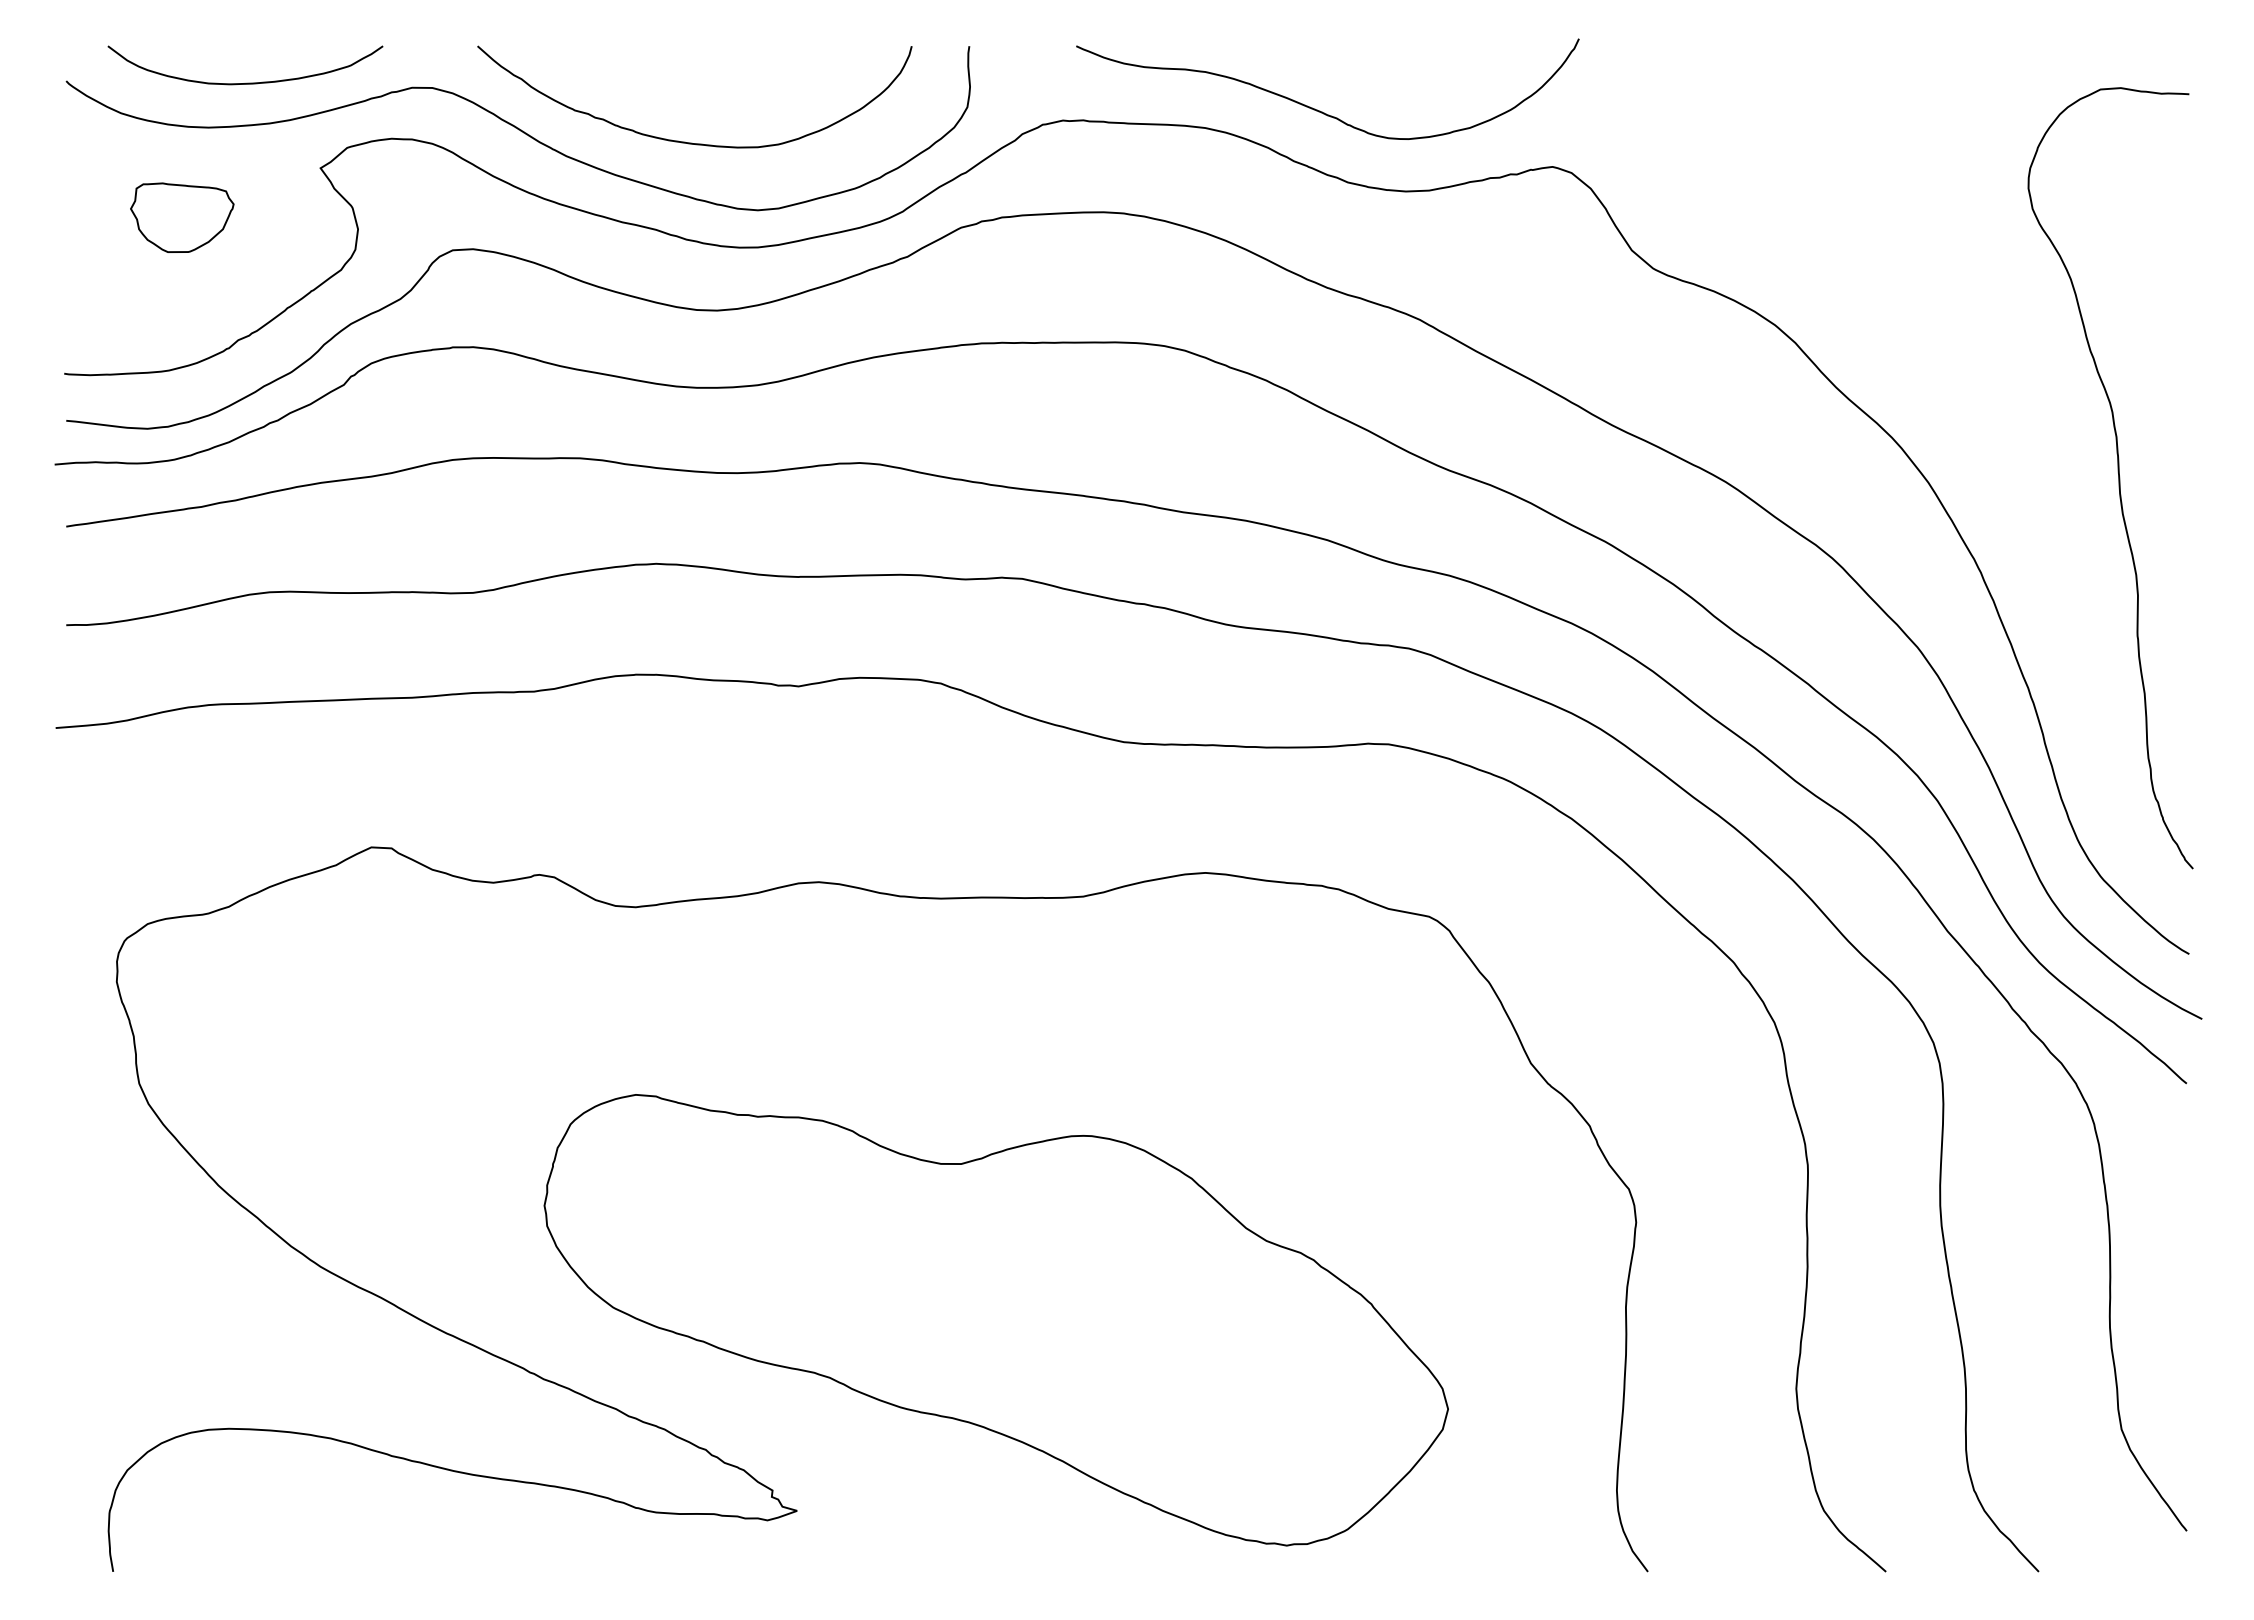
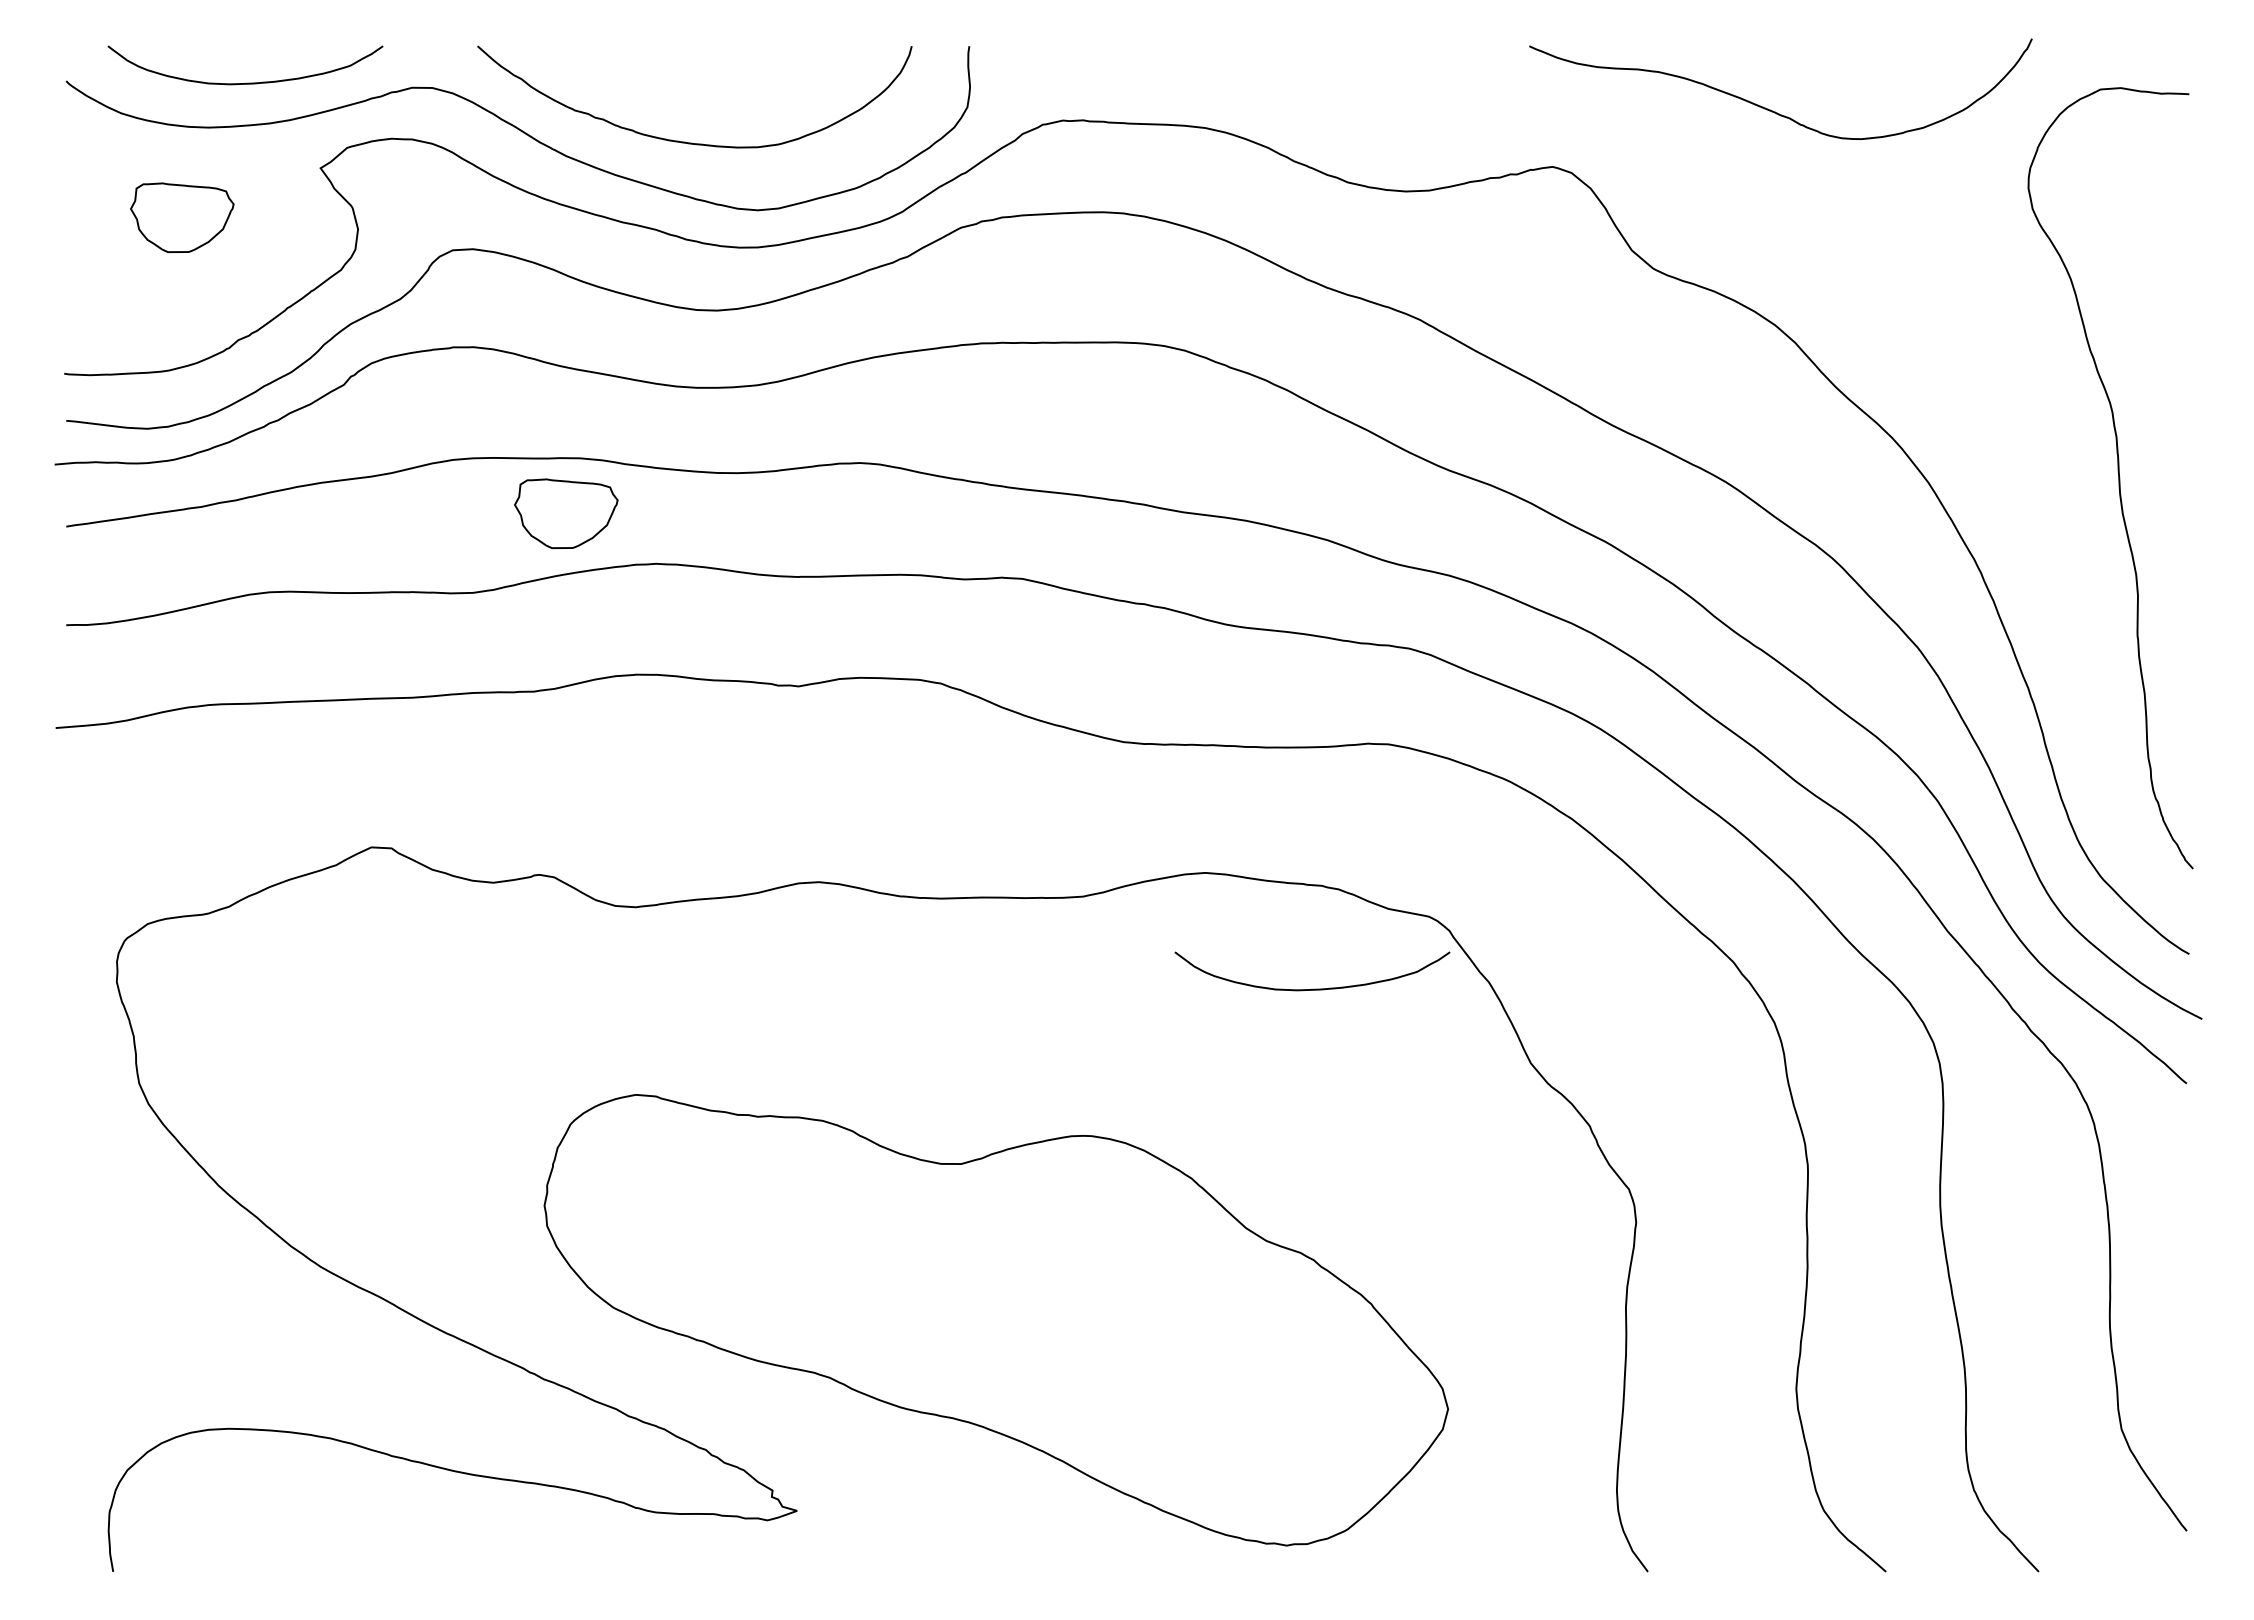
curve position: (1317, 109) -> (1770, 109) (1770, 109)
part: none -> present (566, 513)
curve: none -> present (1313, 988)
